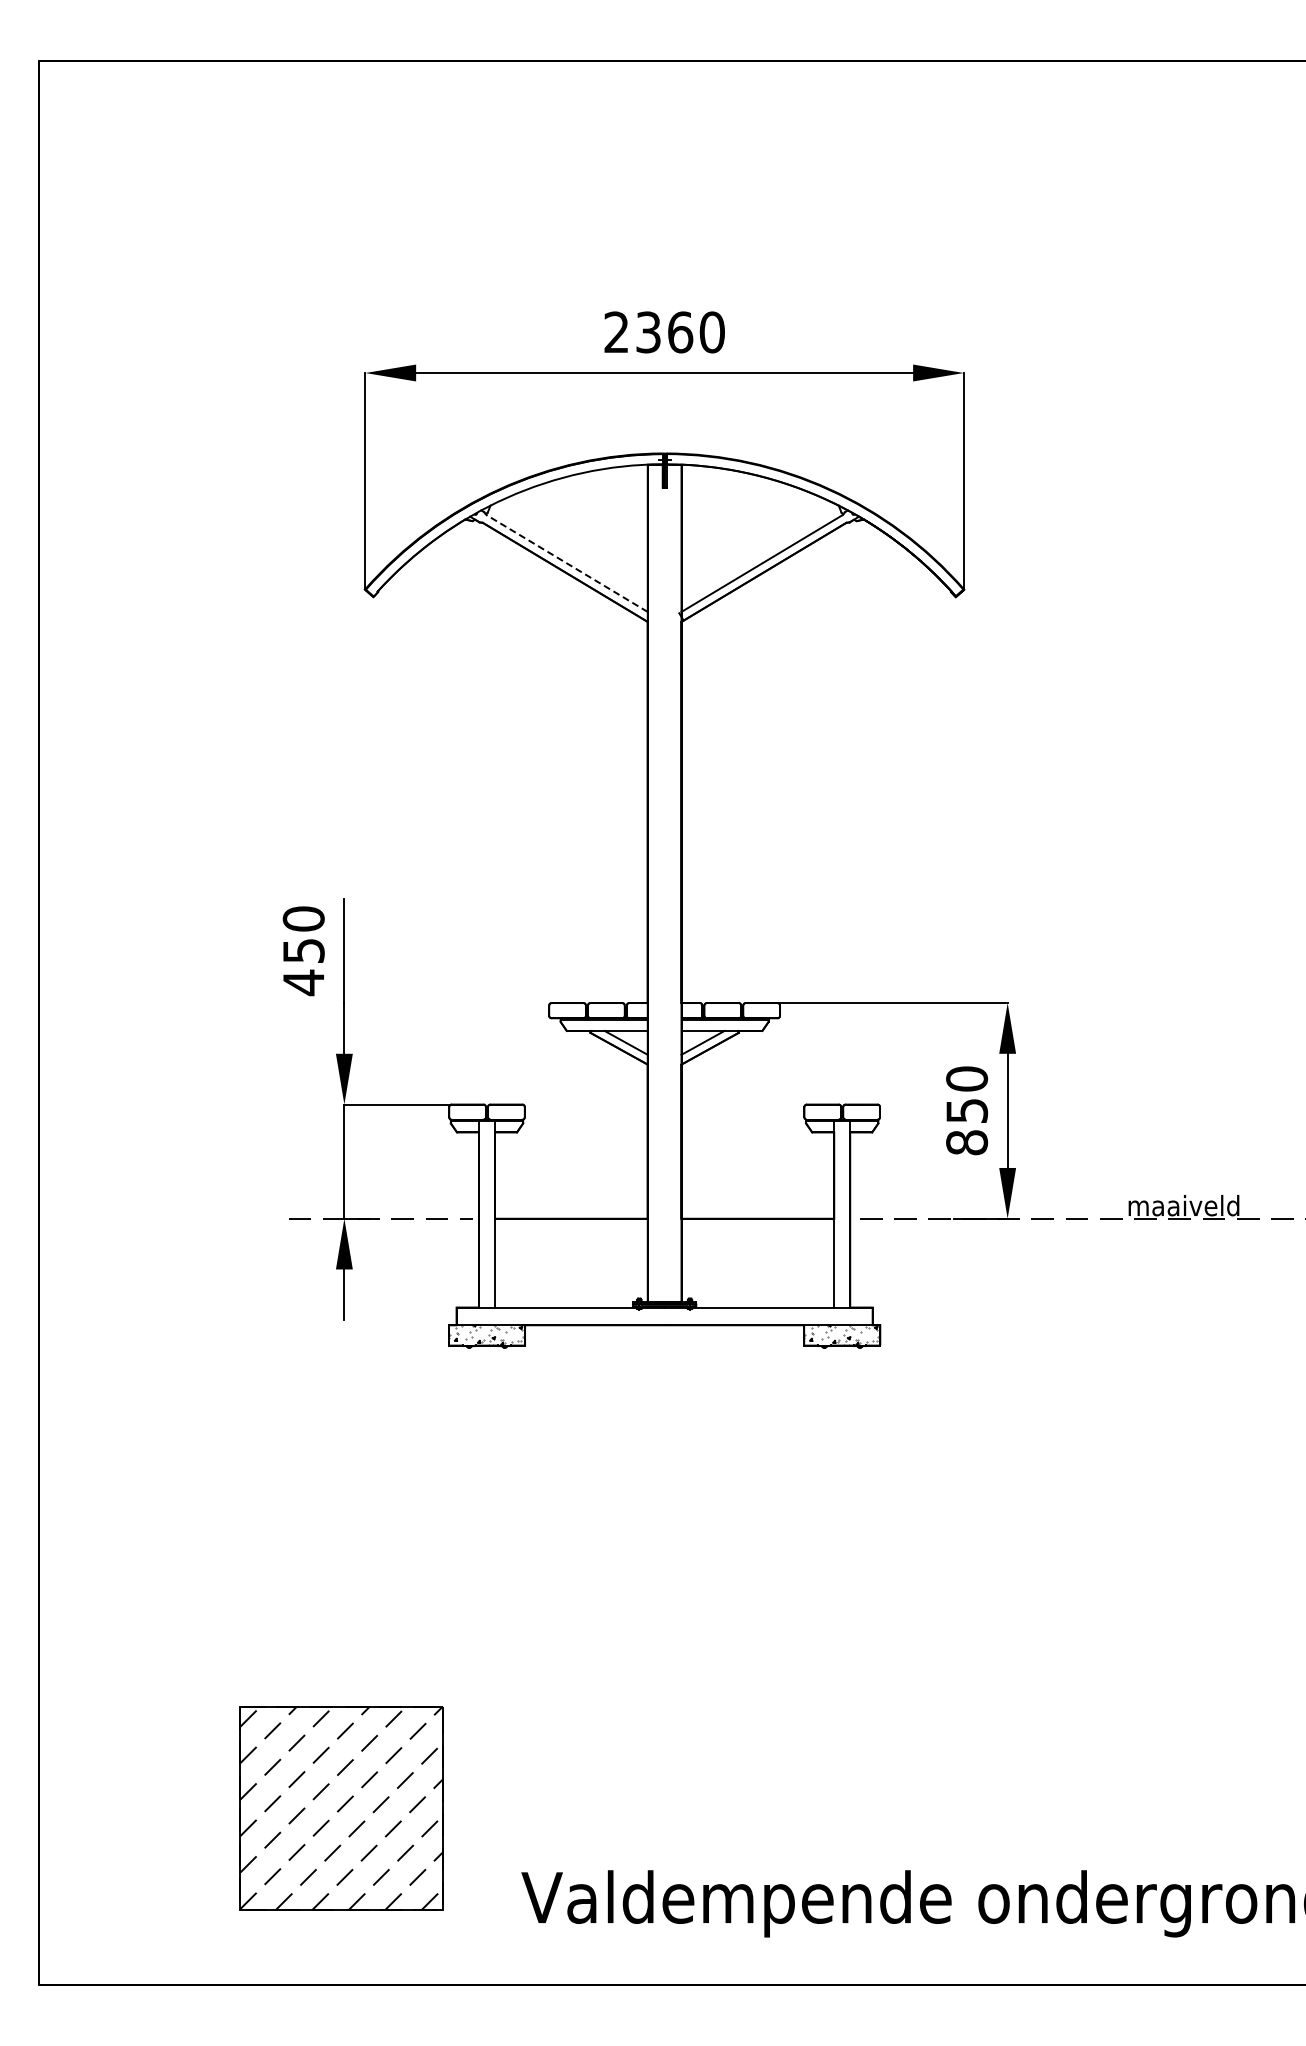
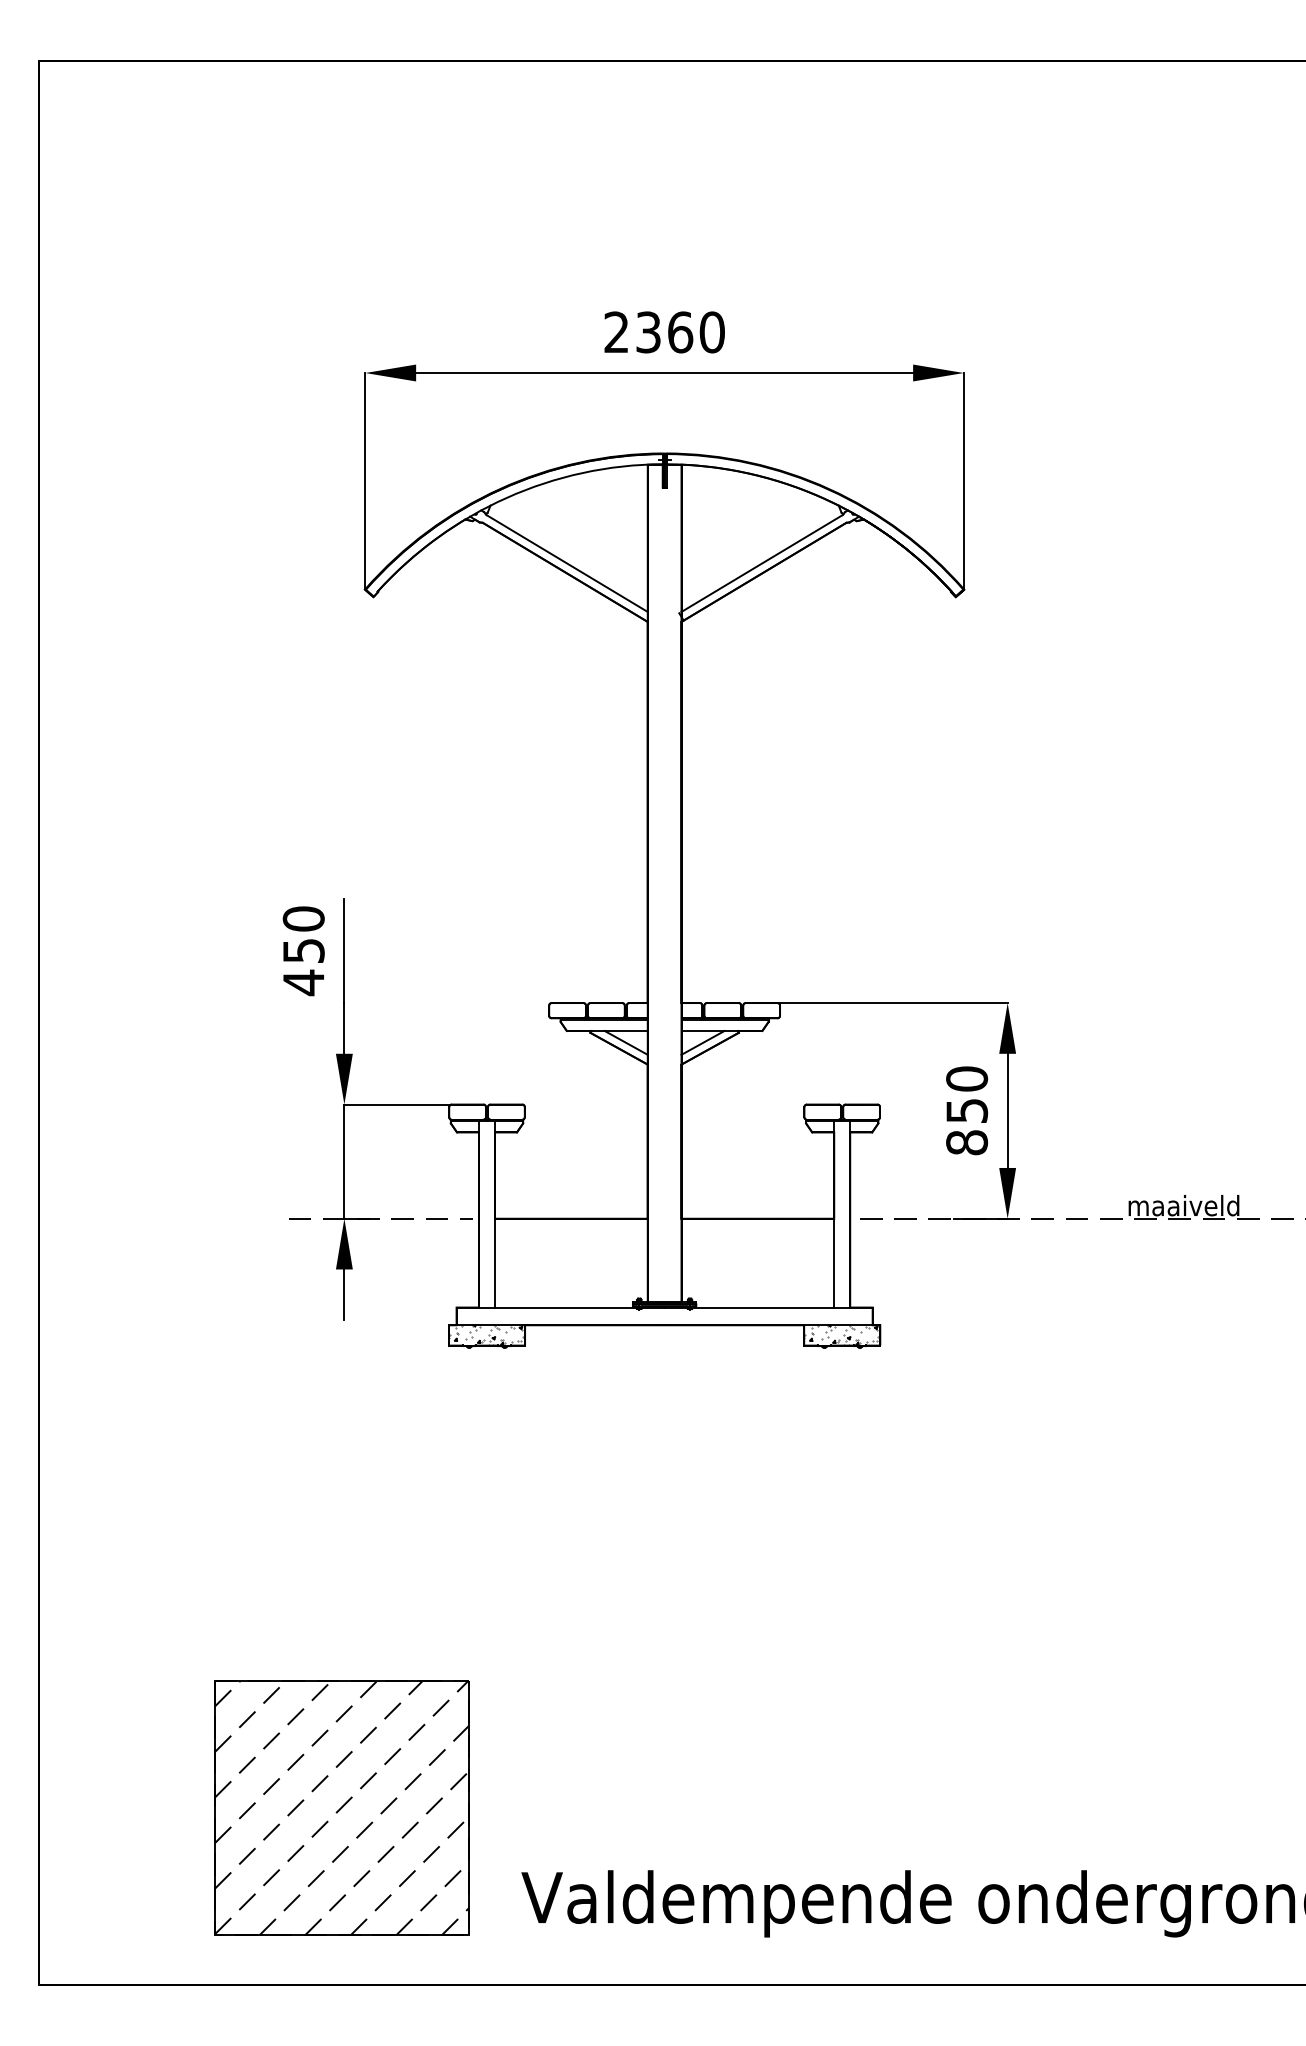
line: dashed -> solid (566, 563)
part size: 205x205 px -> 256x256 px (341, 1807)
